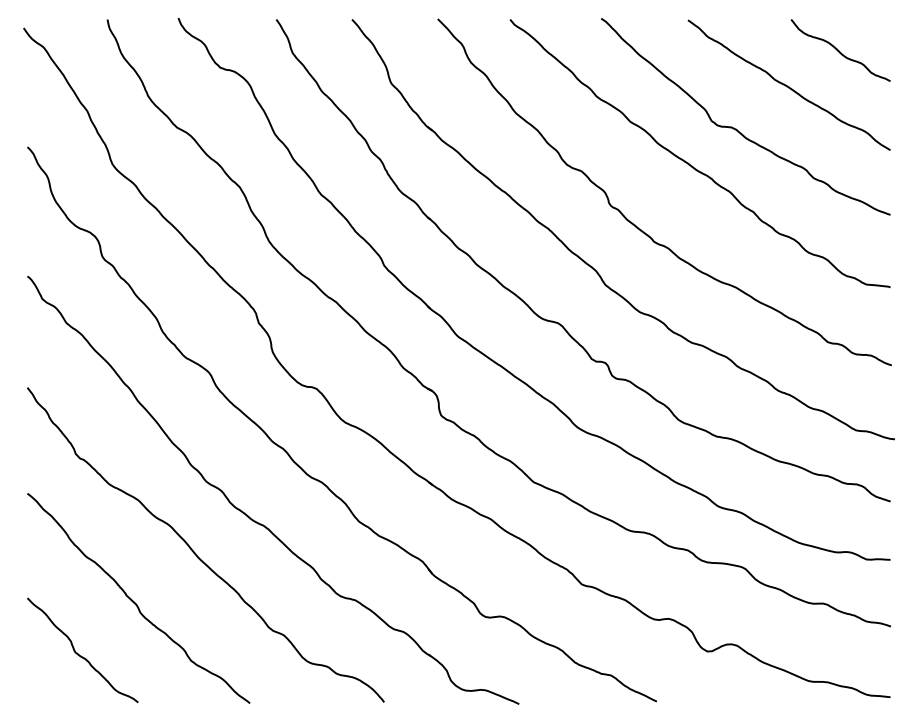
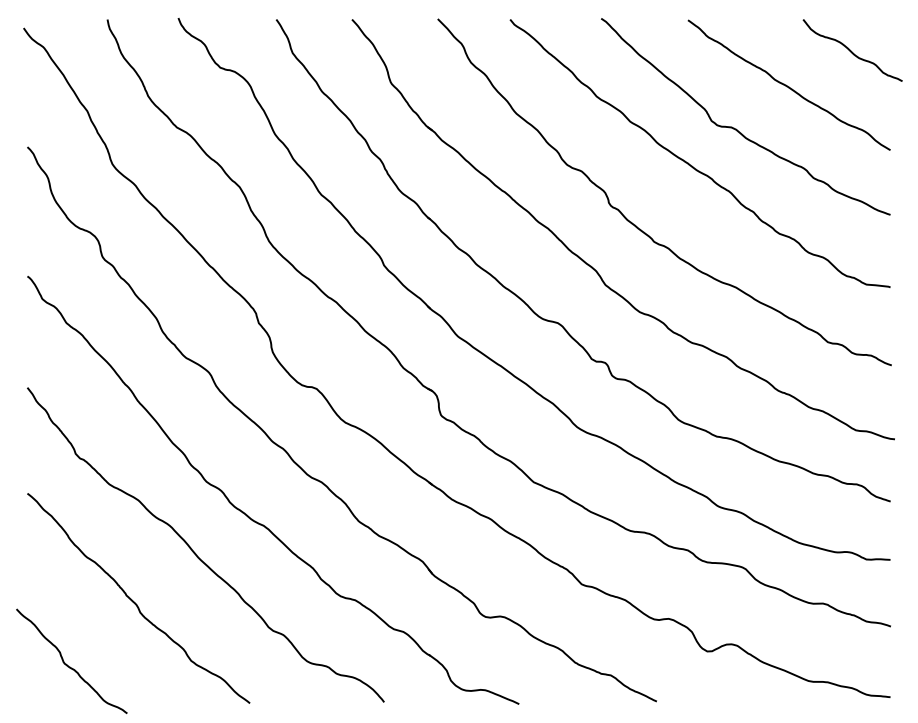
curve position: (839, 50) -> (851, 50) (851, 50)
curve position: (78, 653) -> (67, 664) (67, 664)
